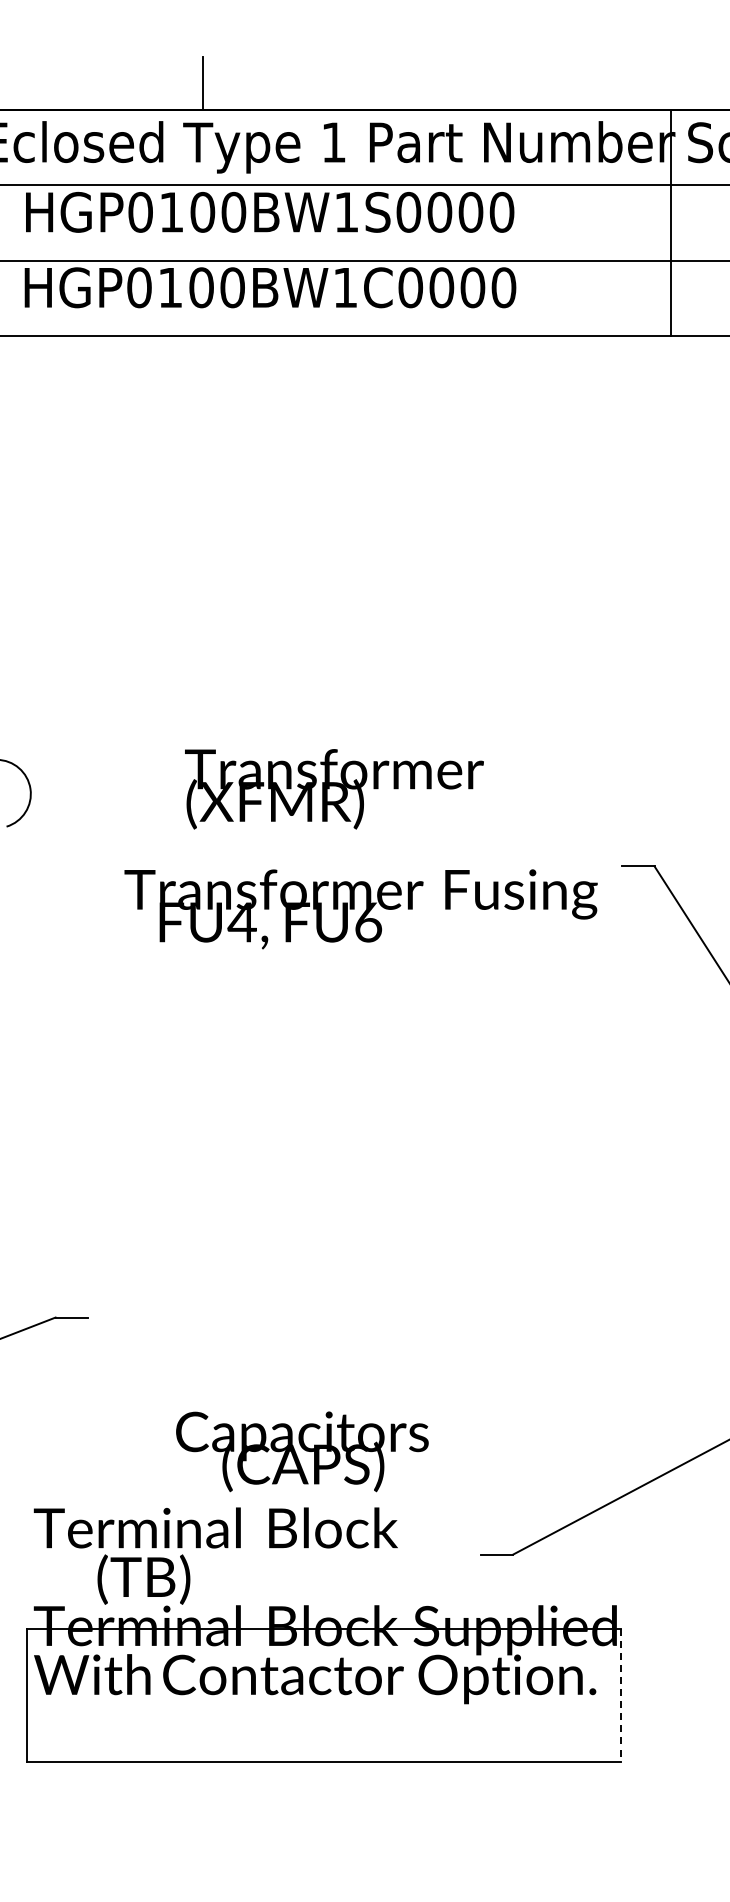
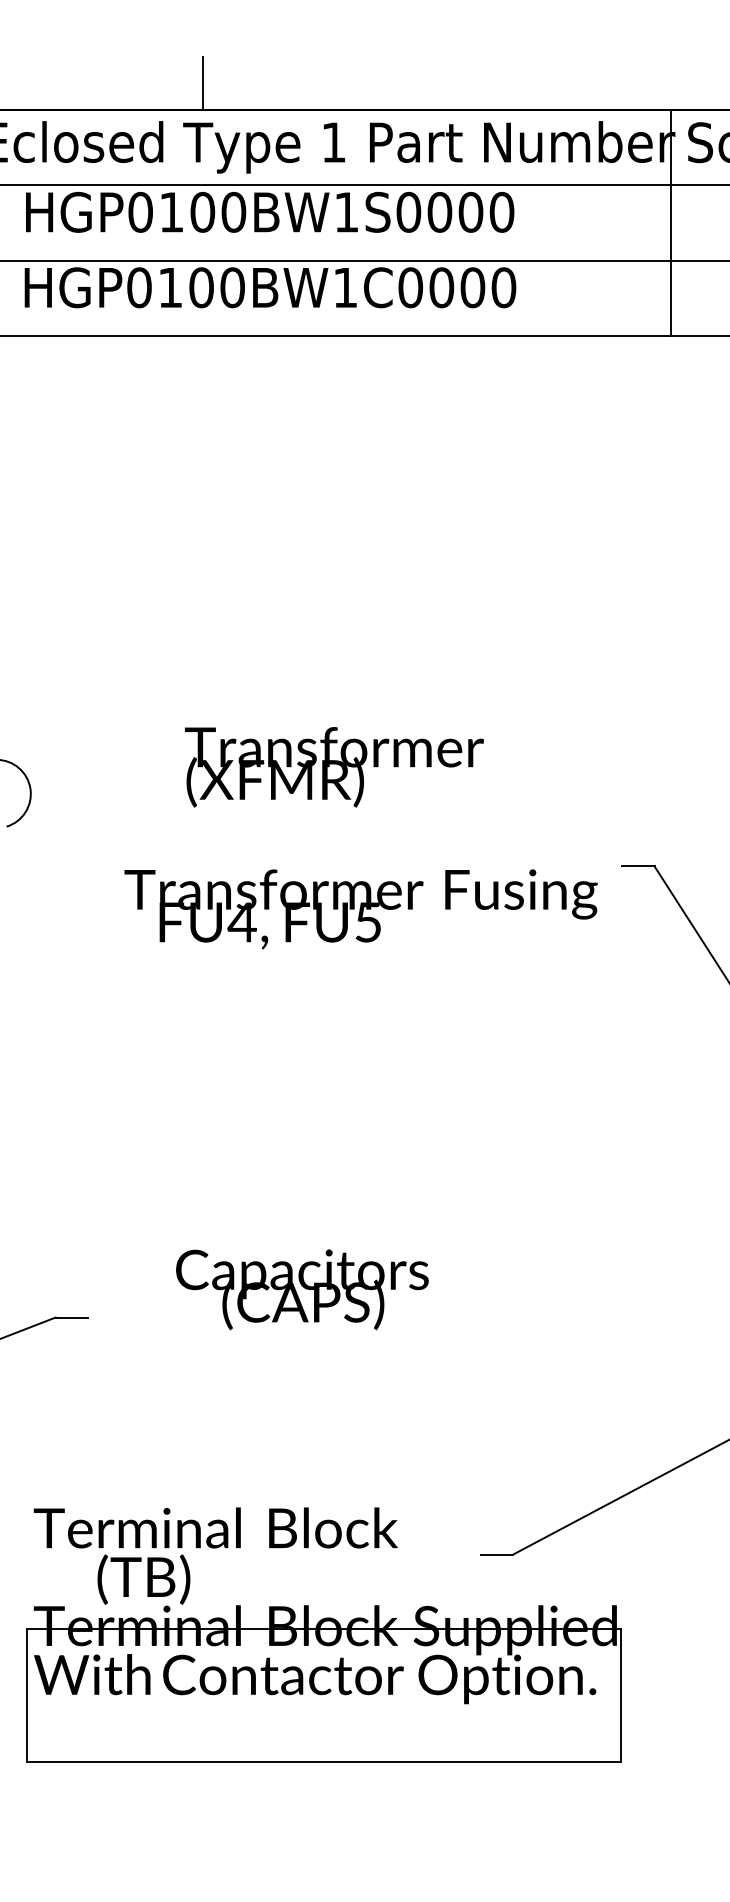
text position: (334, 789) -> (334, 767) (334, 767)
text: FU6 -> FU5 (368, 922)
text position: (302, 1451) -> (302, 1289) (302, 1289)
line: dashed -> solid (621, 1695)
